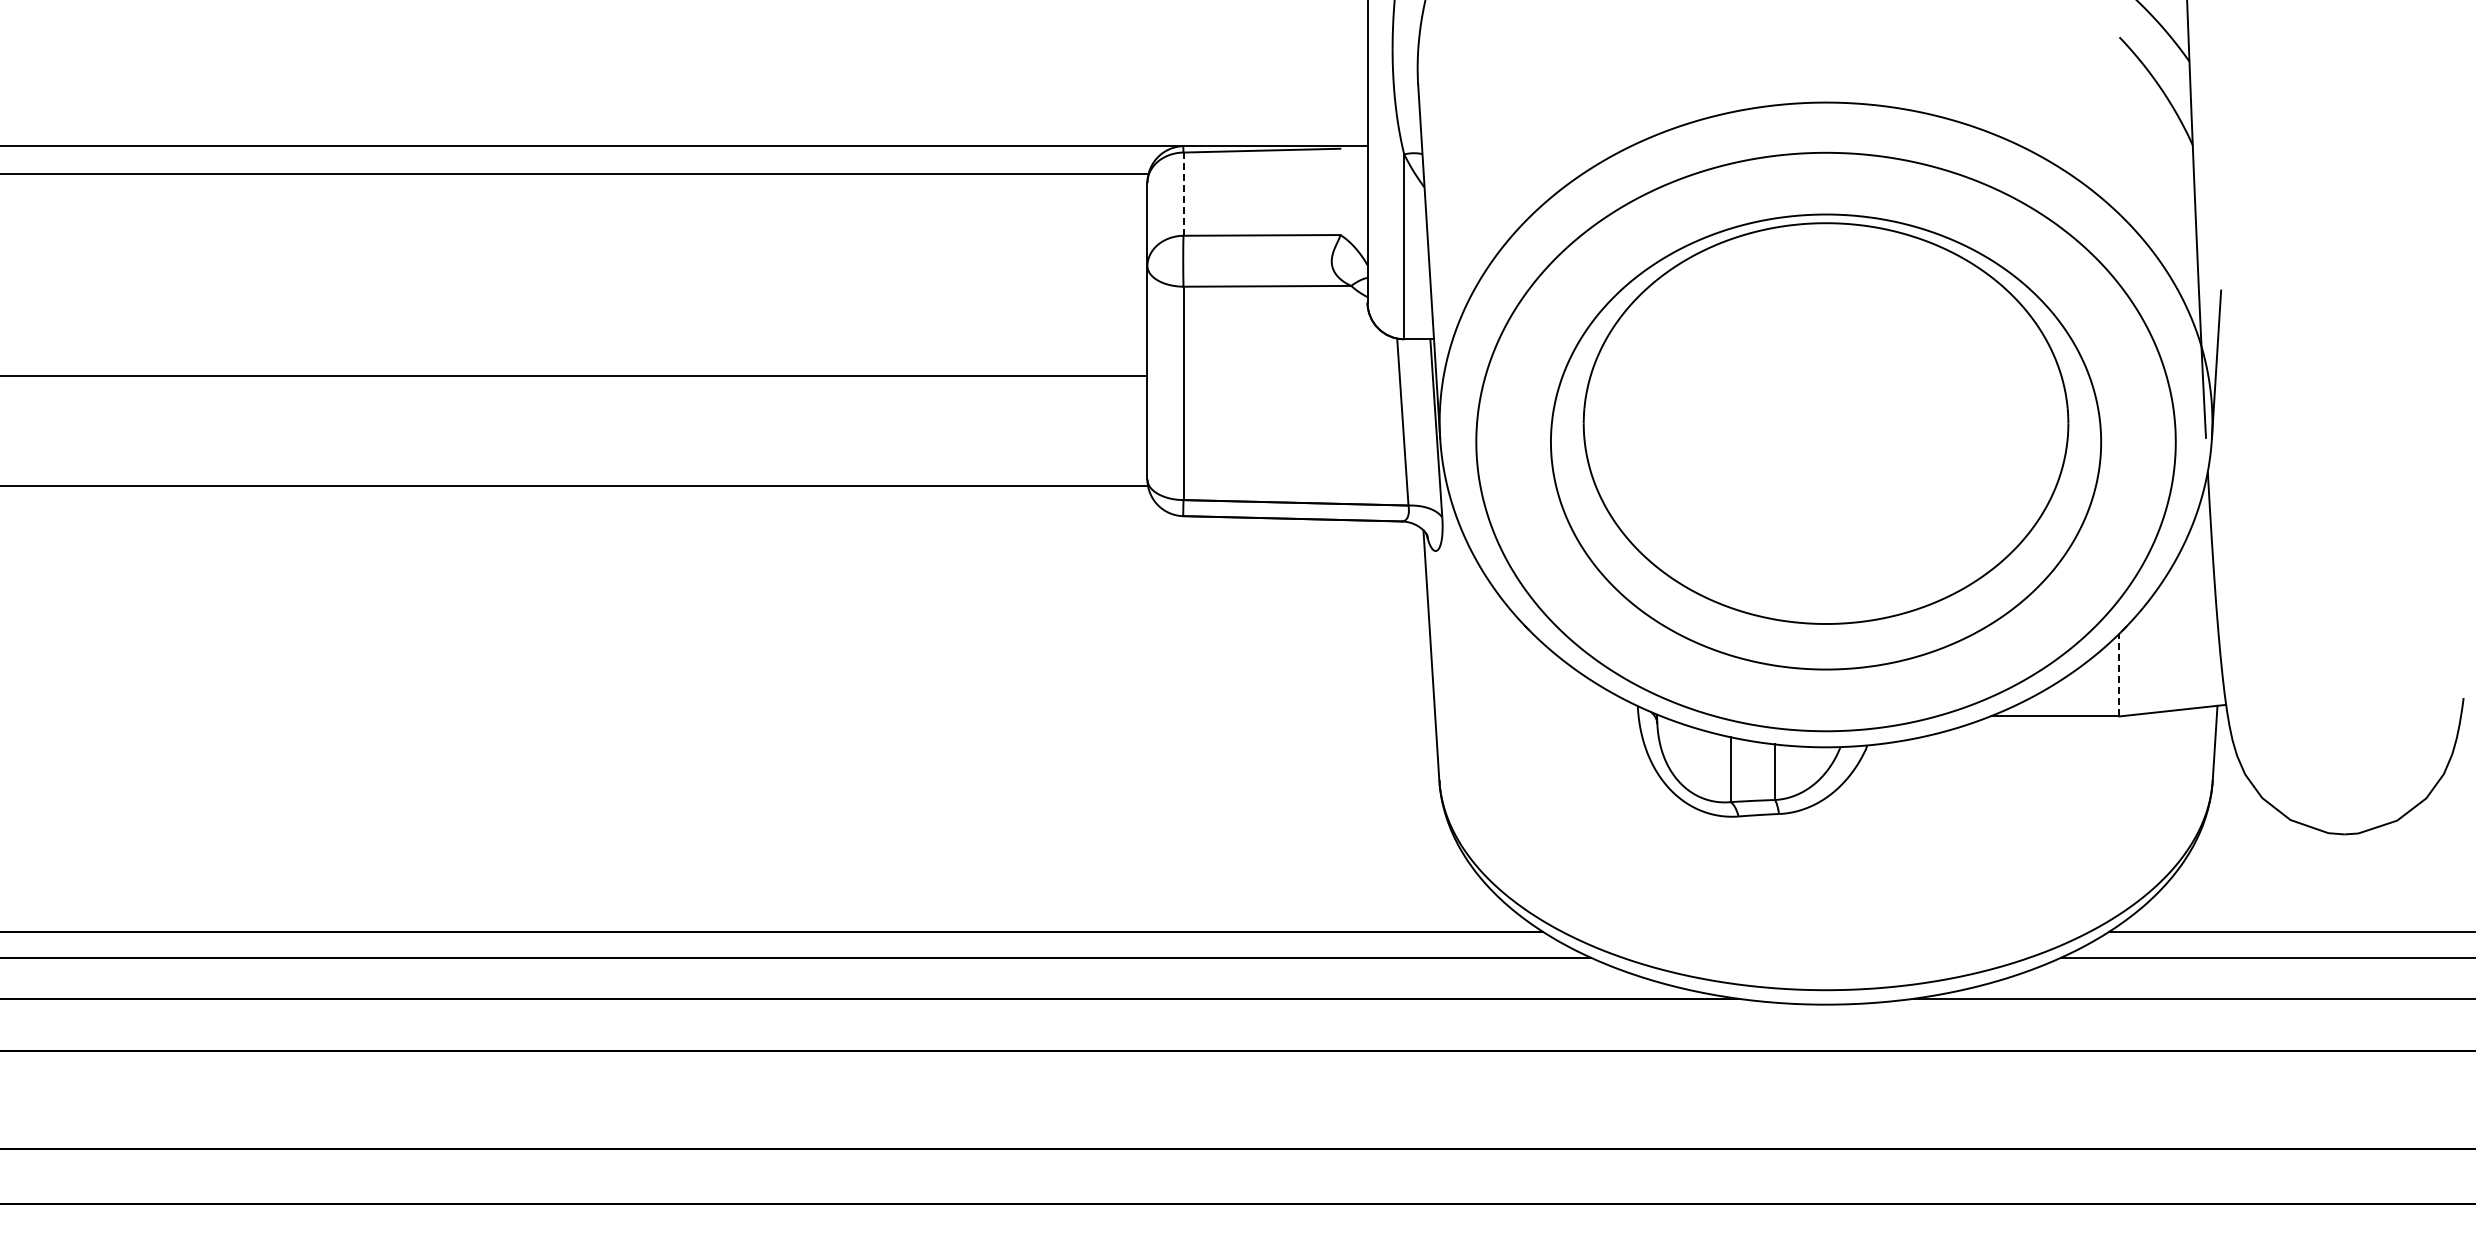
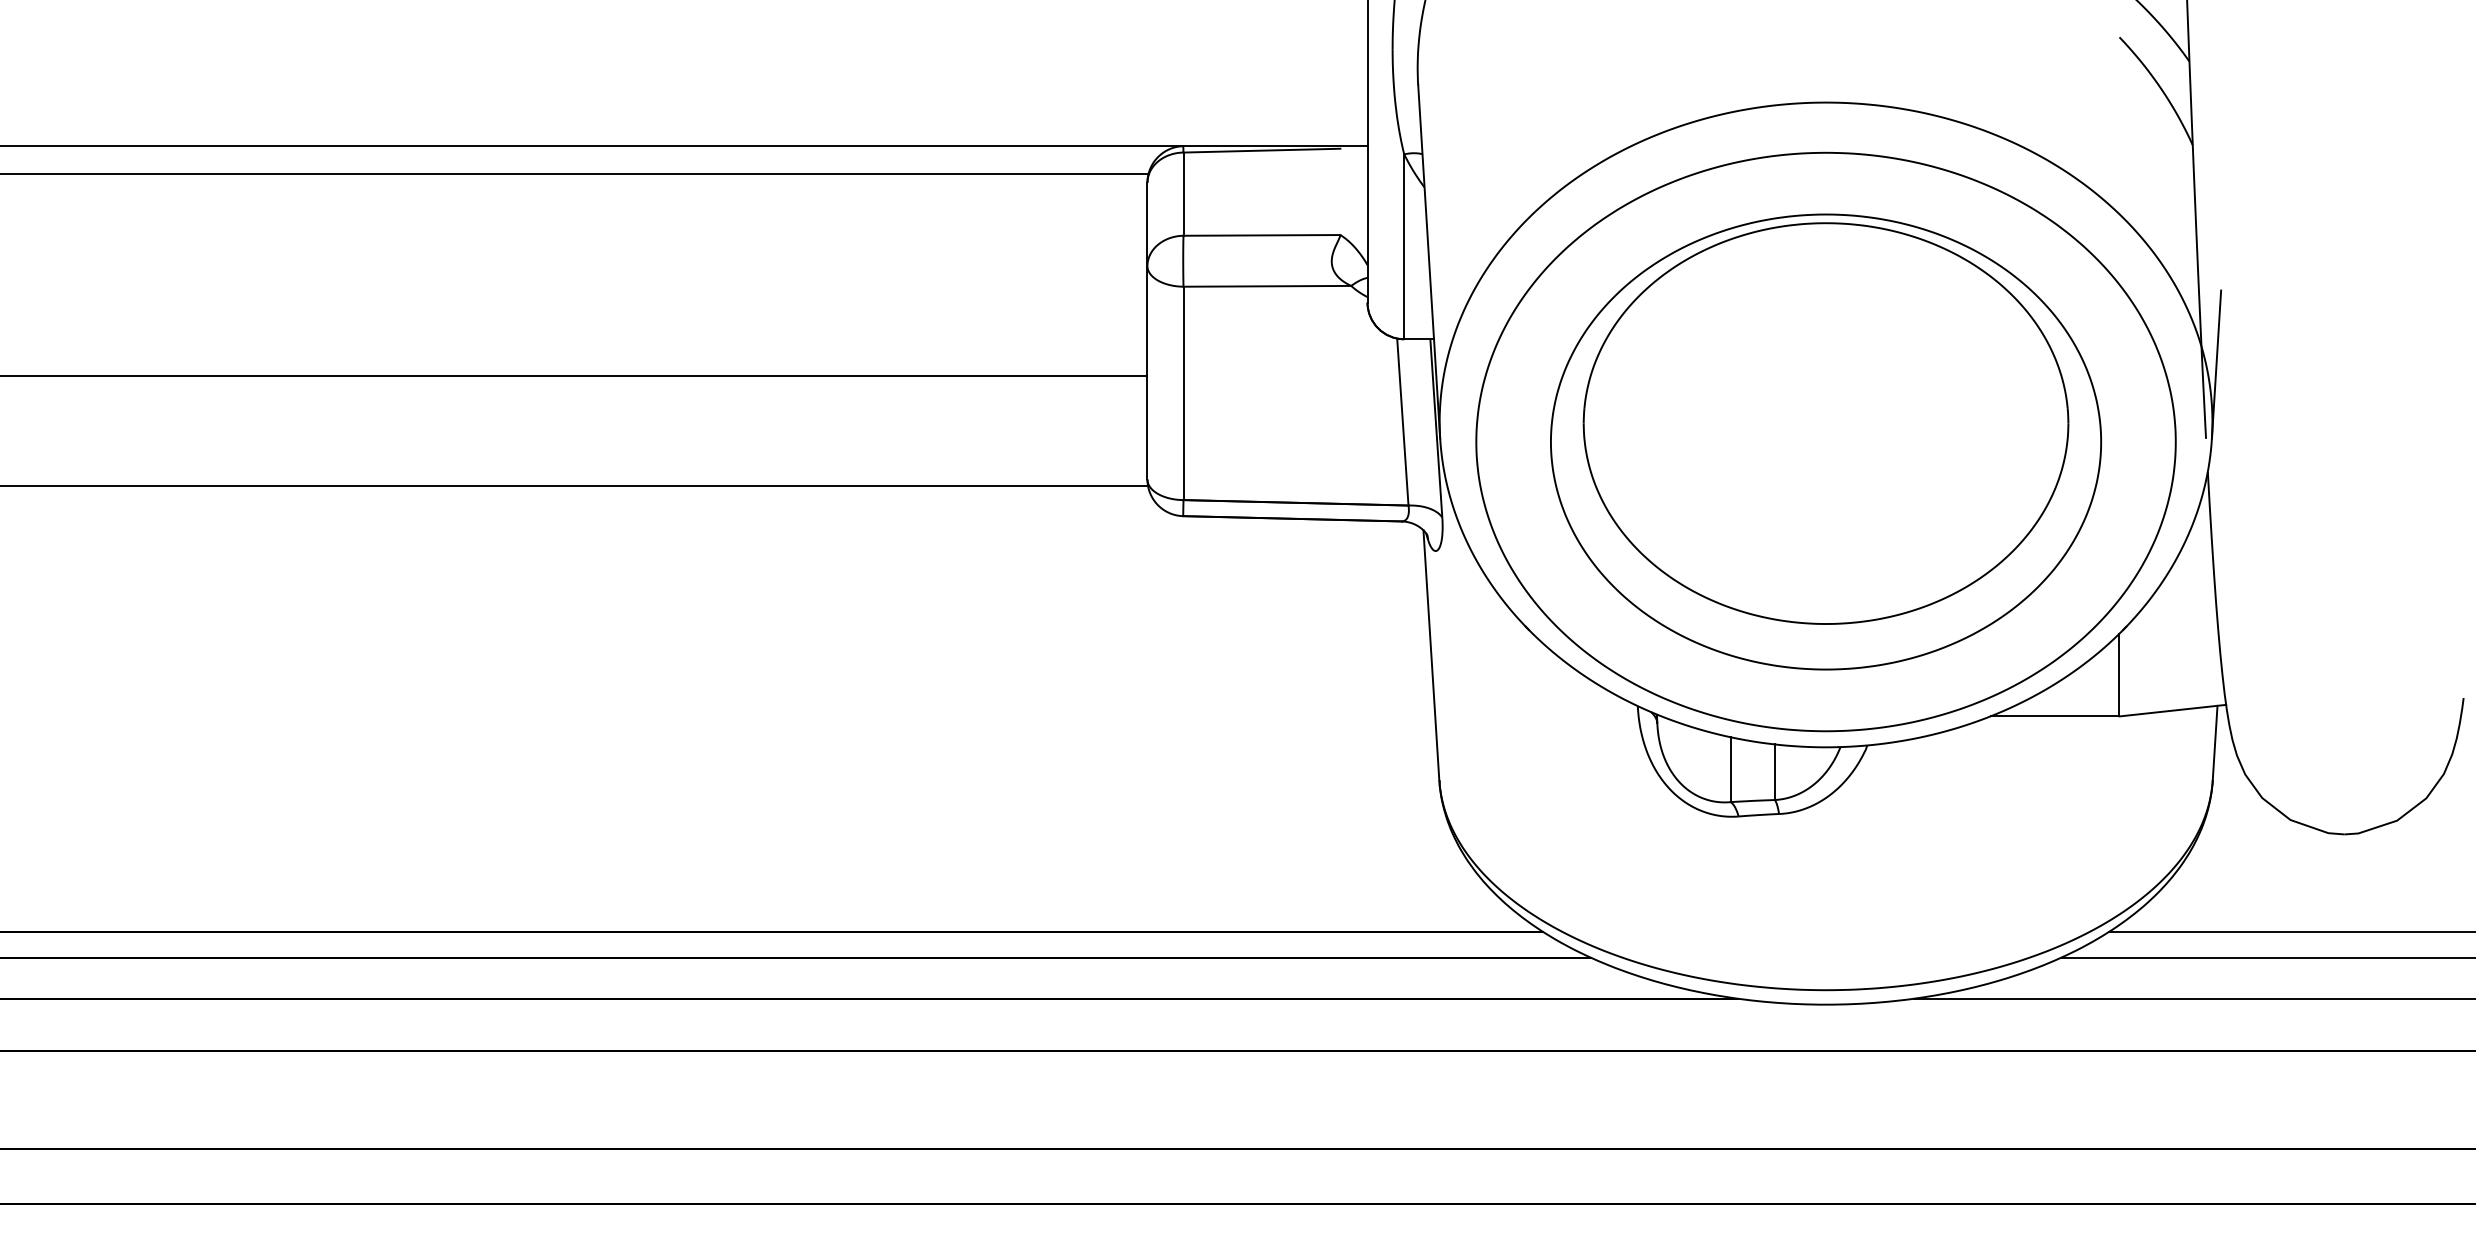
line: dashed -> solid (1183, 194)
line: dashed -> solid (2119, 674)
